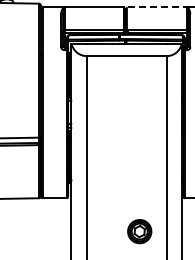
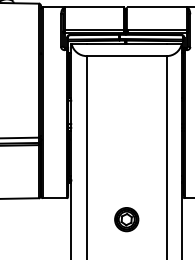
line: dashed -> solid (157, 7)
part position: (139, 231) -> (126, 219) (126, 219)
